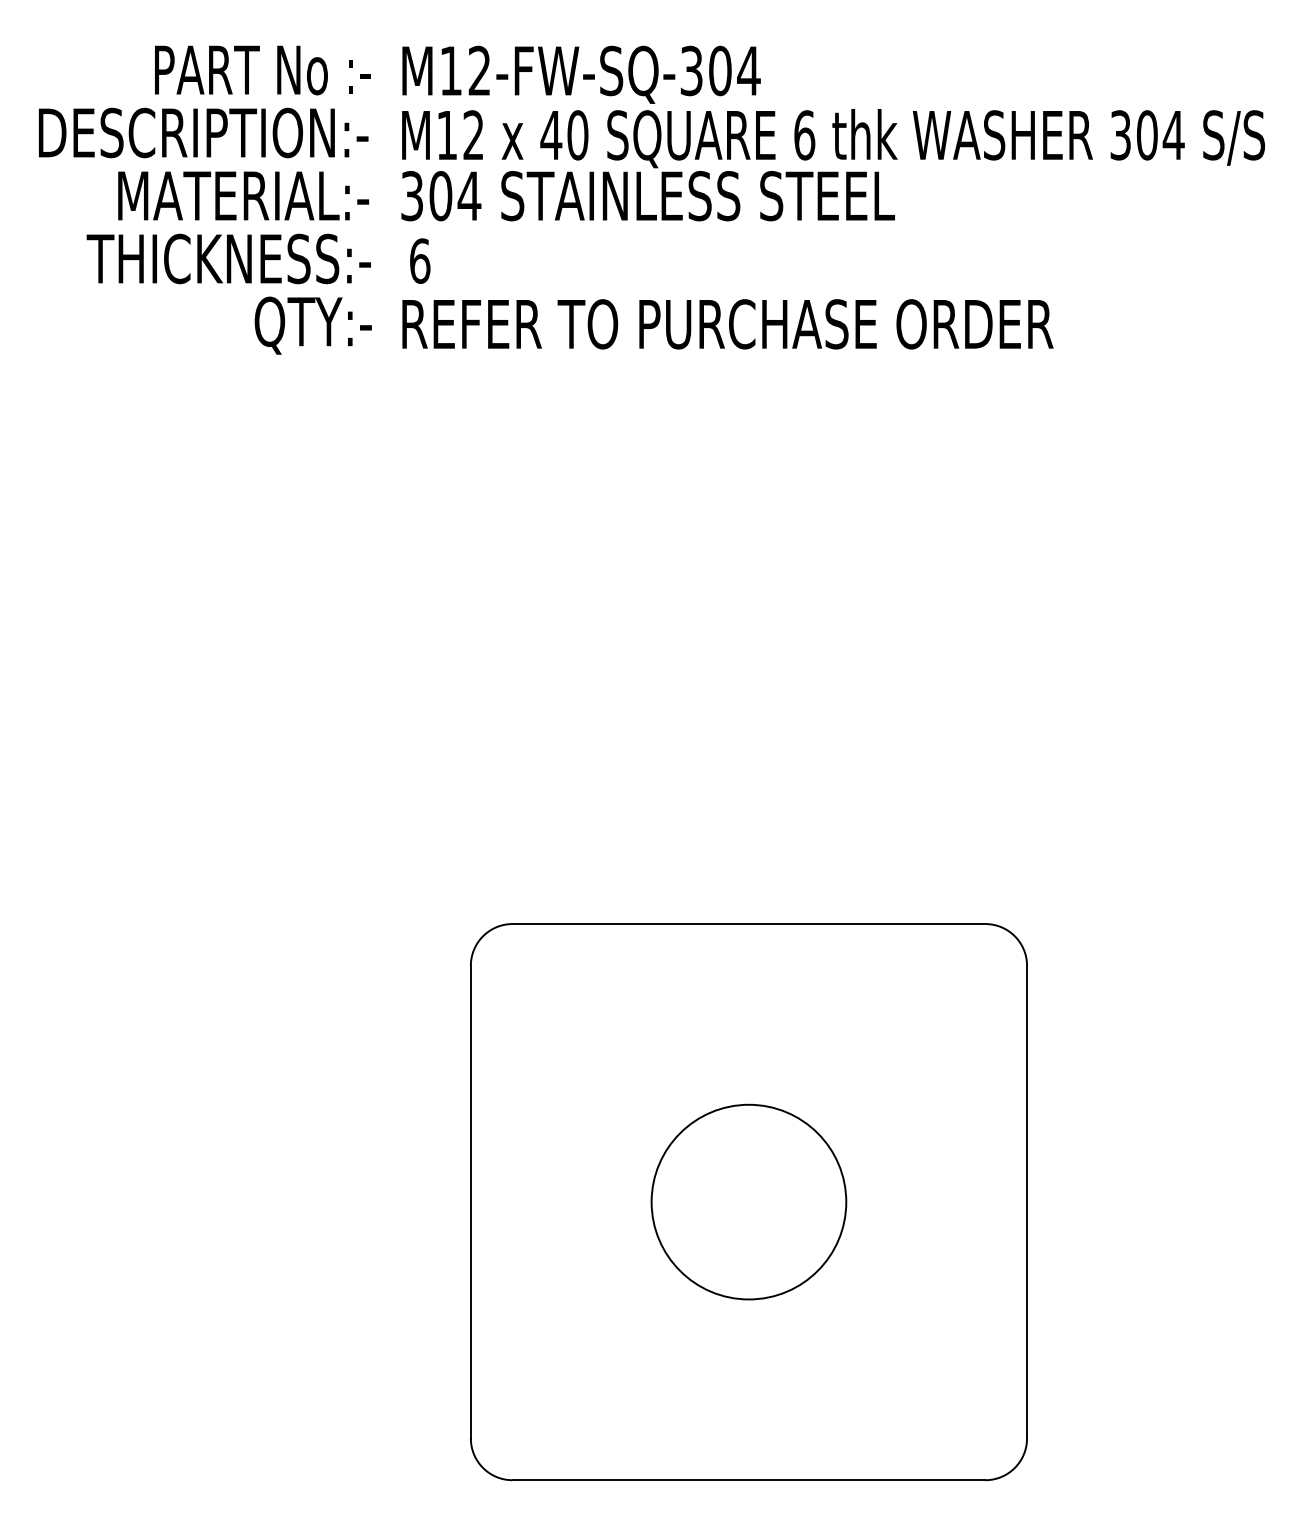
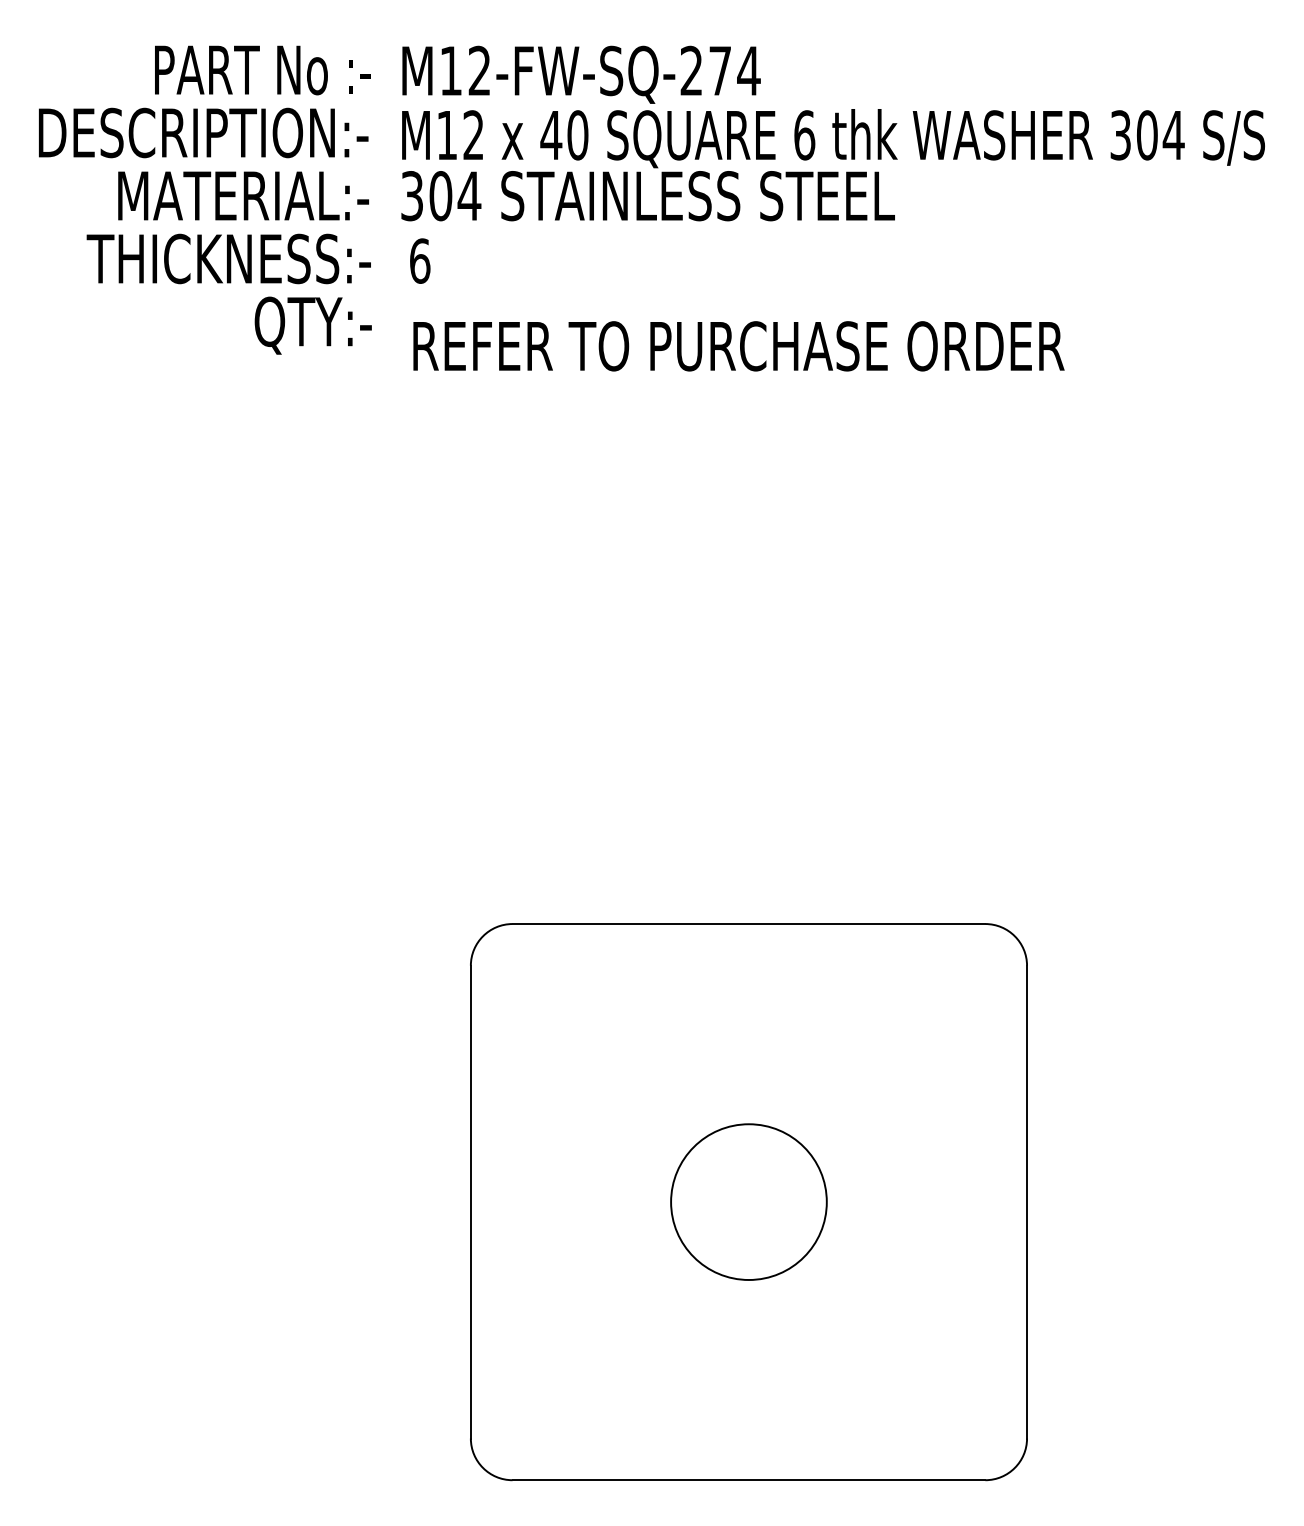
text: M12-FW-SQ-304 -> M12-FW-SQ-274 (705, 70)
text position: (727, 324) -> (738, 346) (738, 346)
circle diameter: 195 px -> 156 px (748, 1201)
